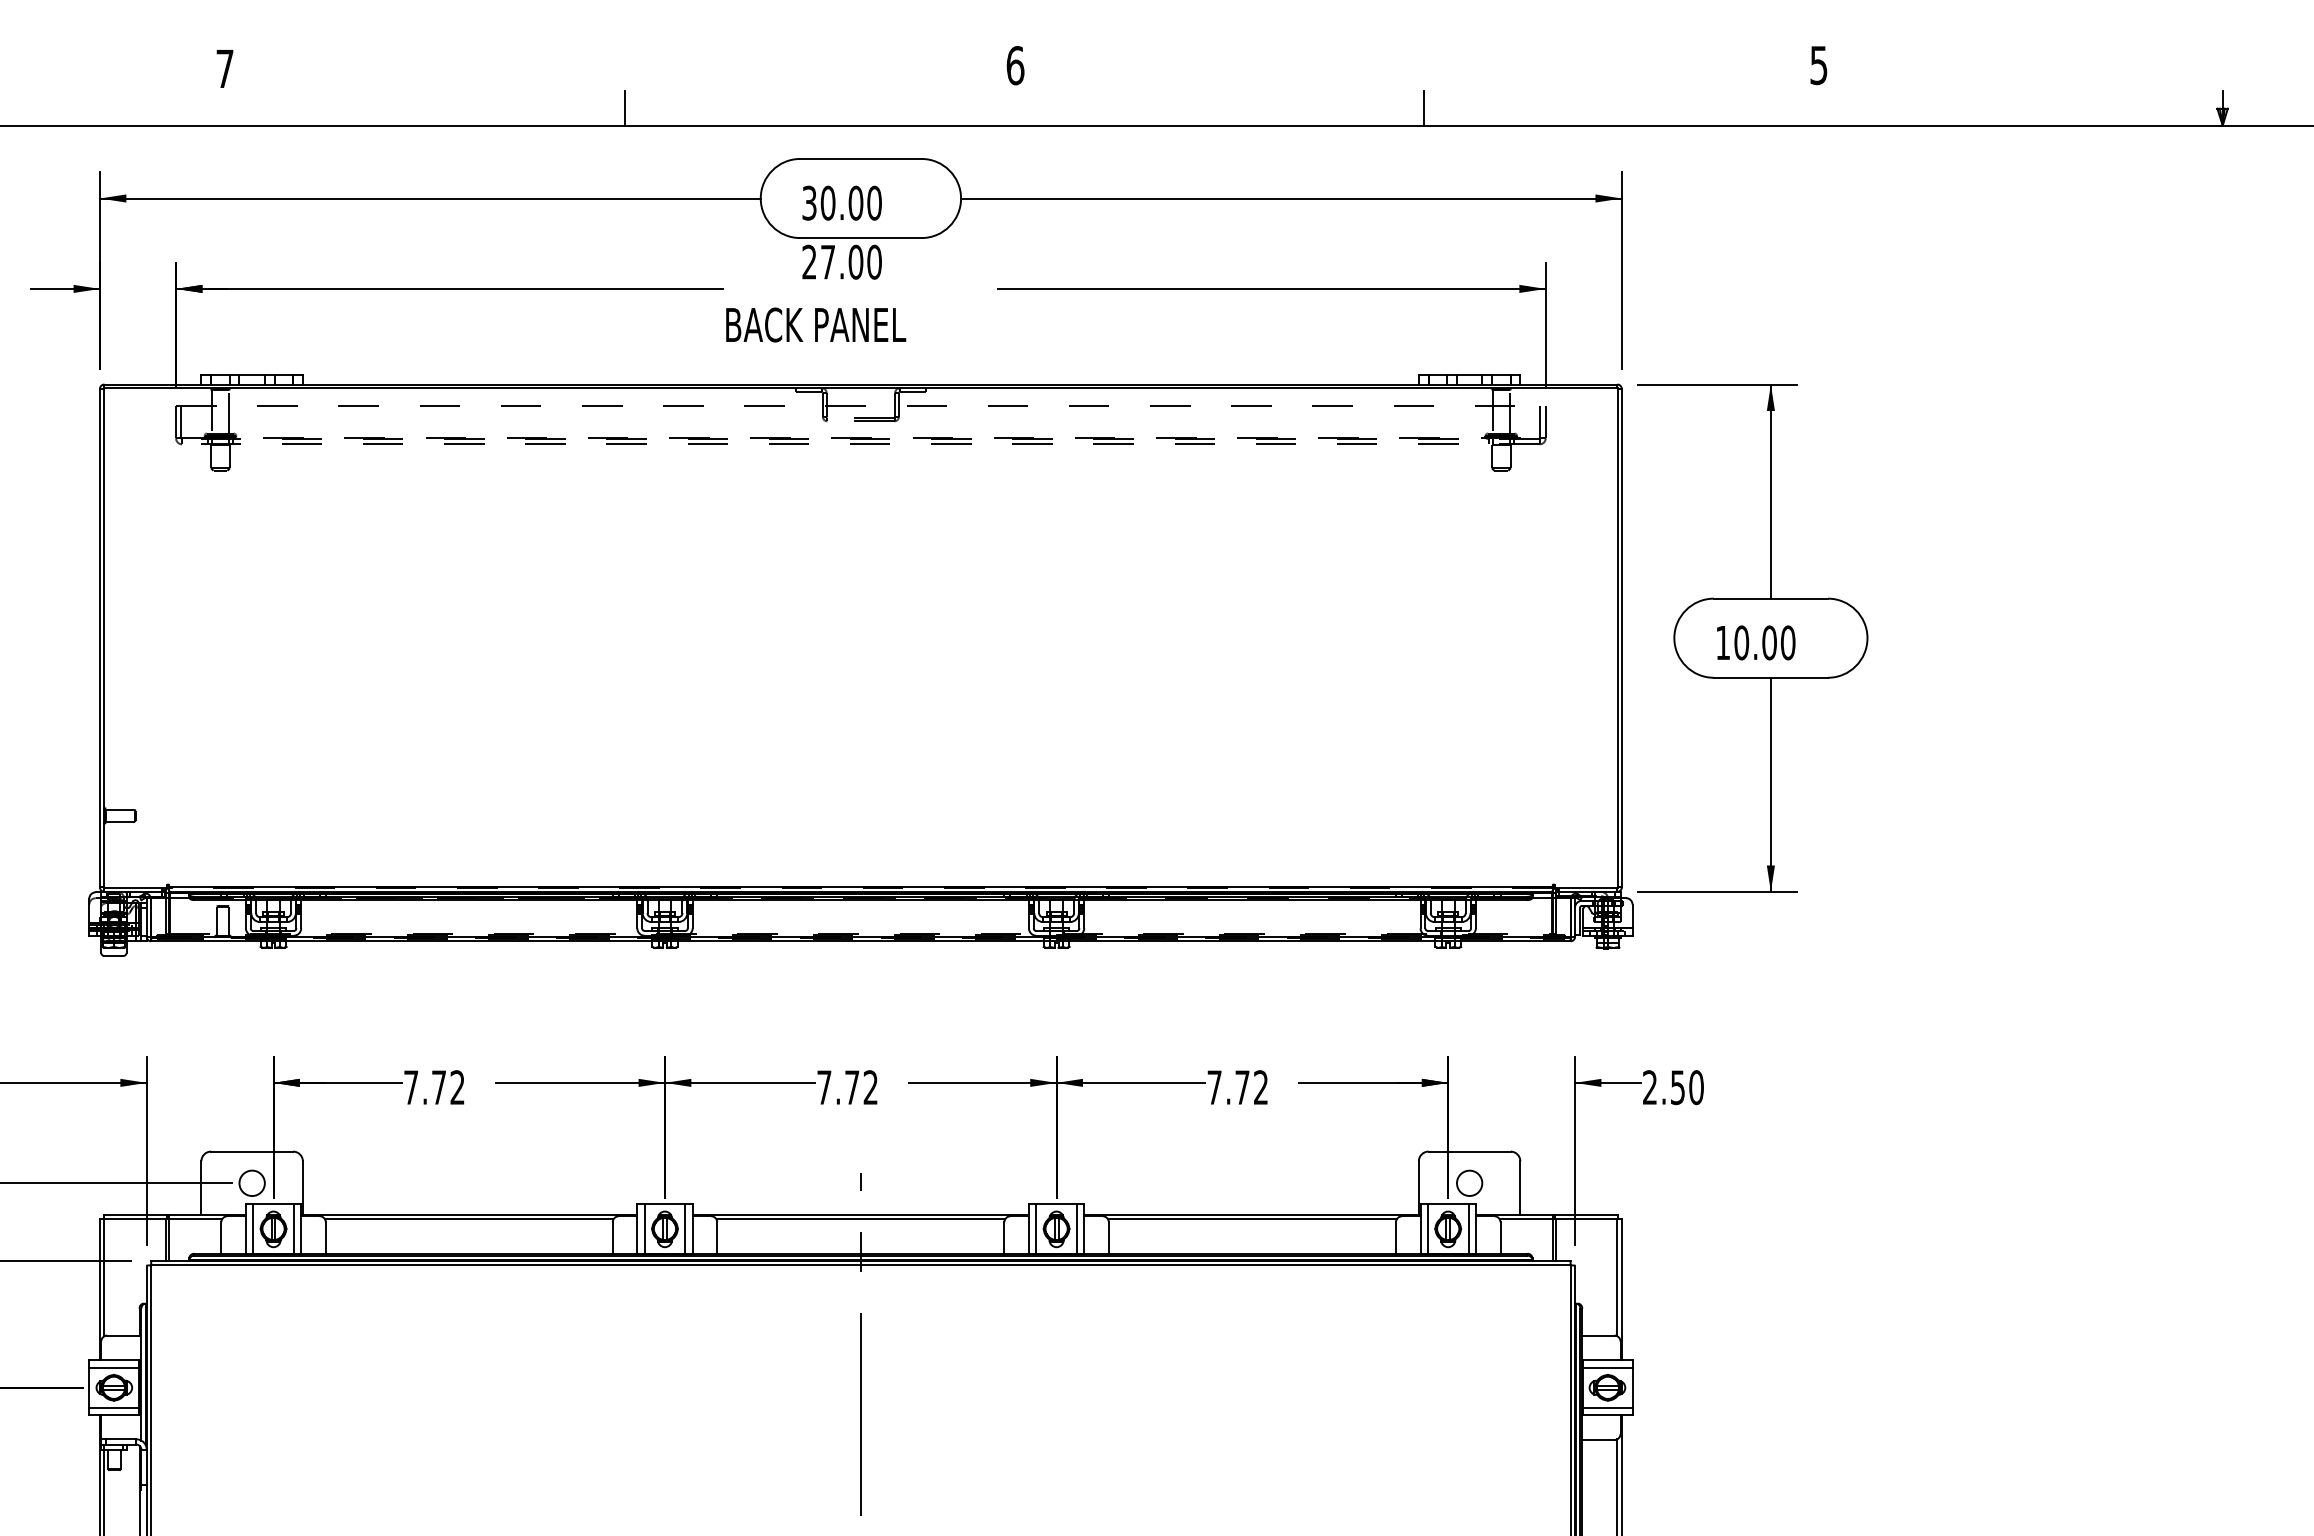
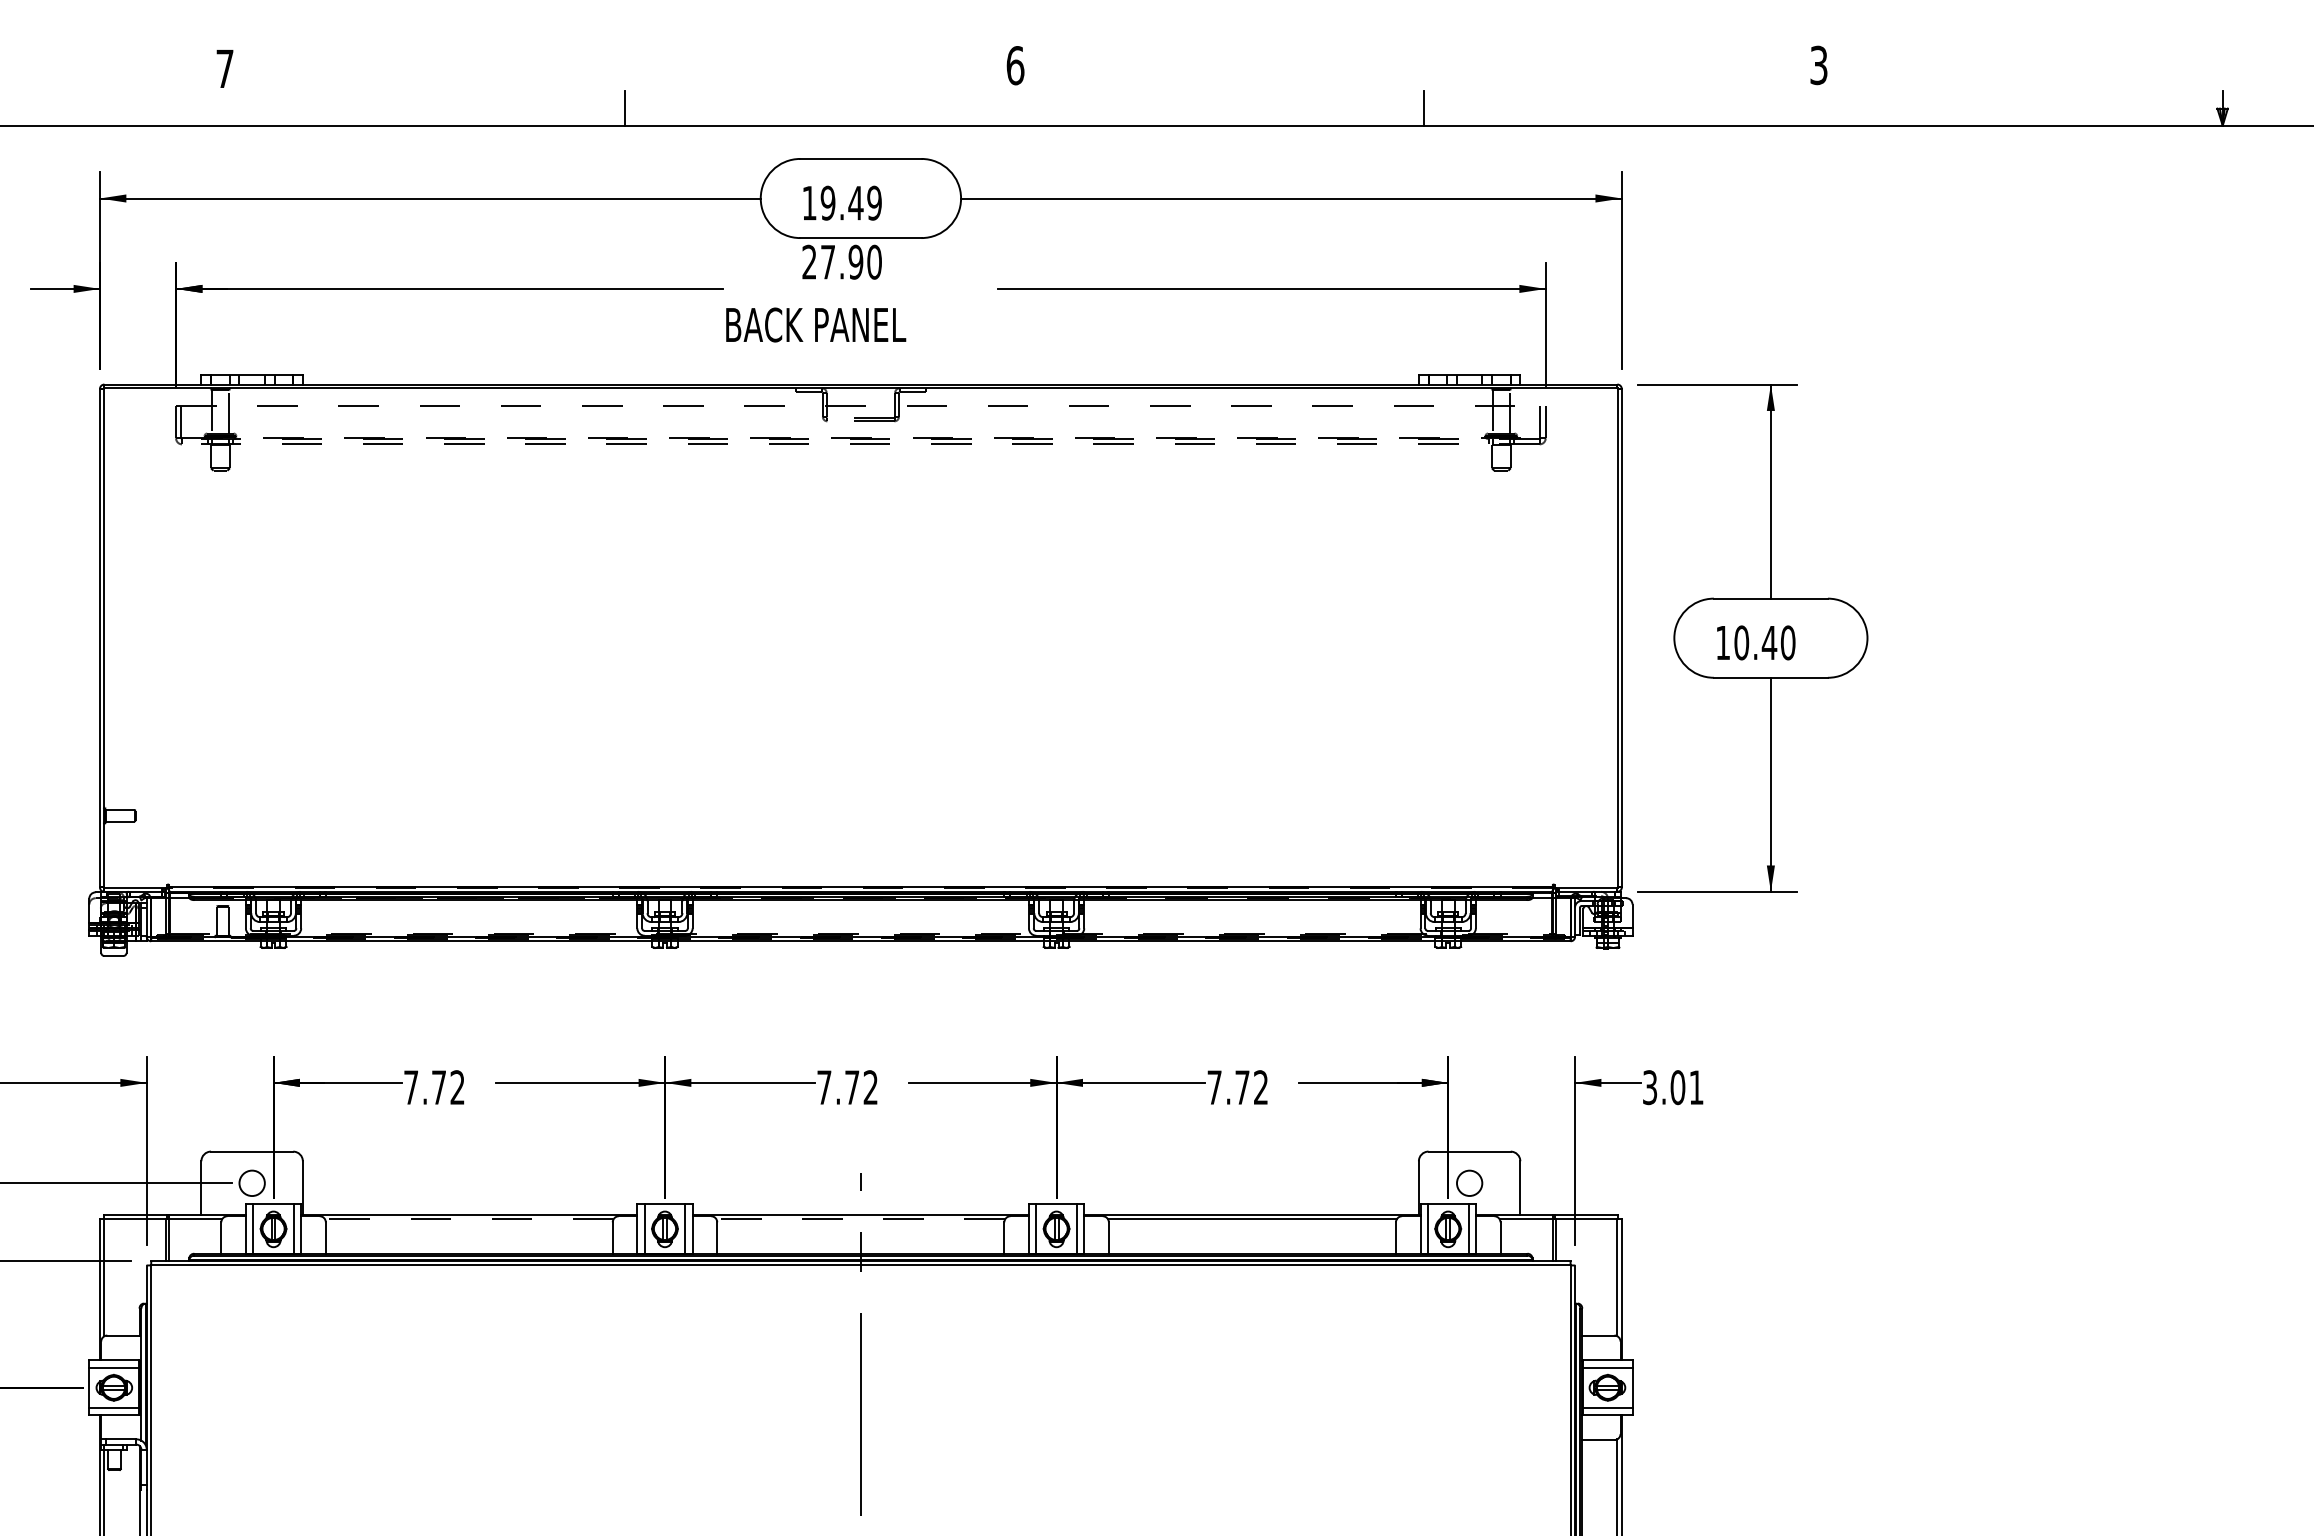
text: 5 -> 3 (1819, 64)
text: 30.00 -> 19.49 (841, 202)
text: 27.00 -> 27.90 (855, 262)
text: 10.00 -> 10.40 (1769, 642)
text: 2.50 -> 3.01 (1673, 1087)
line: solid -> dashed (468, 1219)
line: solid -> dashed (860, 1219)
